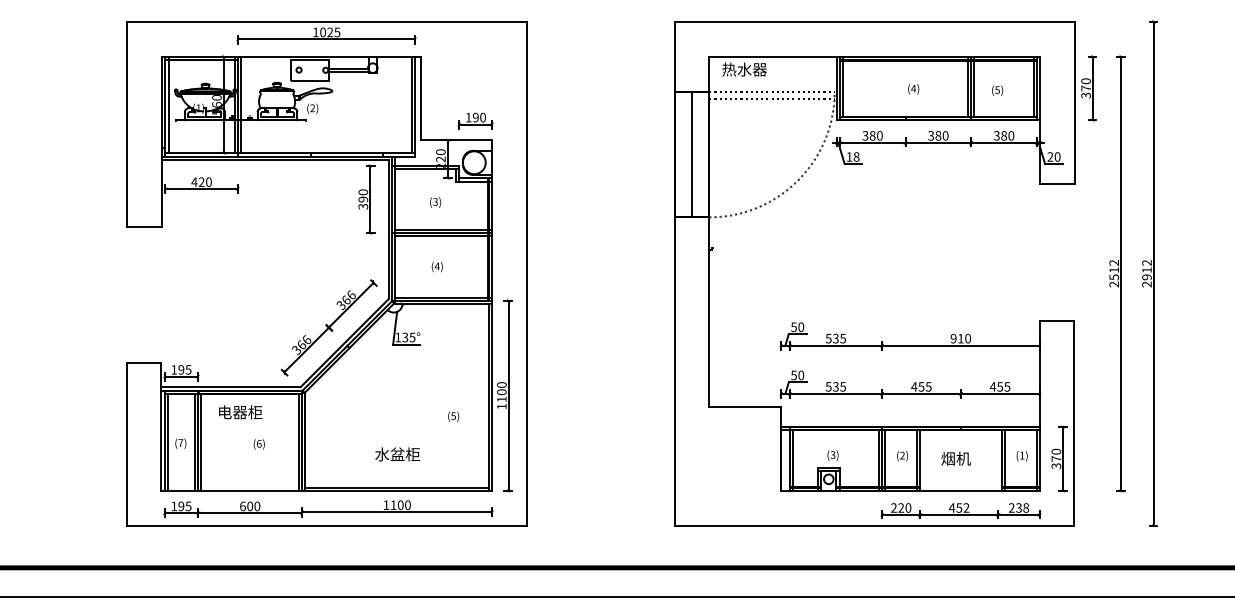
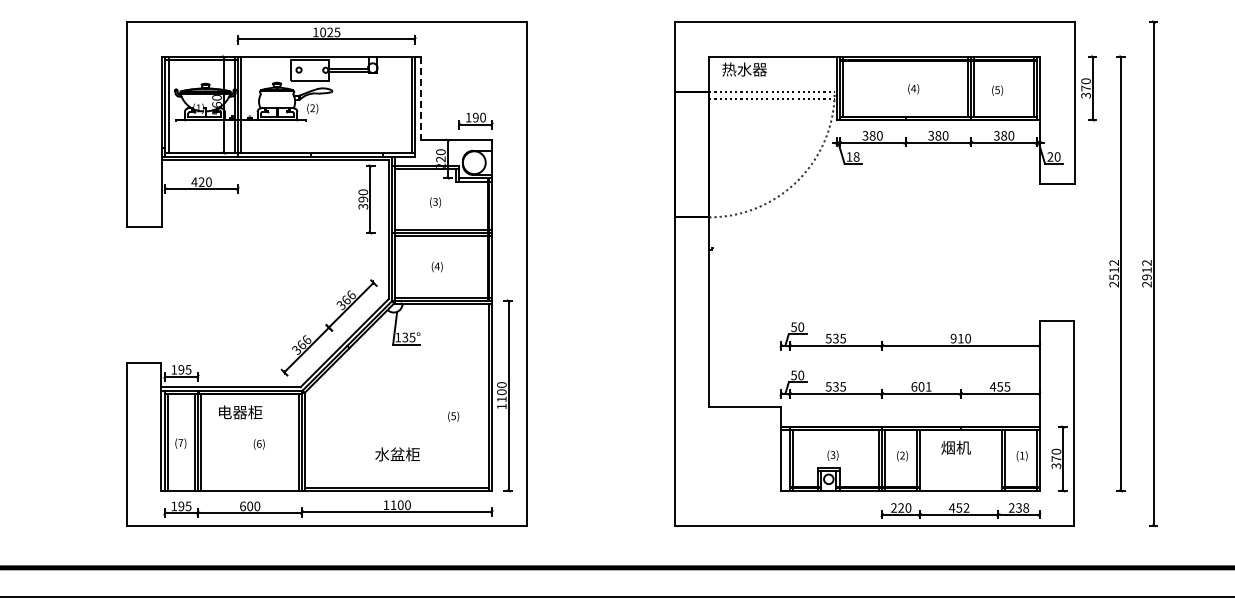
line: solid -> dashed (420, 98)
line: present -> none (691, 154)
text: 455 -> 601 (921, 386)
text position: (955, 458) -> (955, 447) (955, 447)
